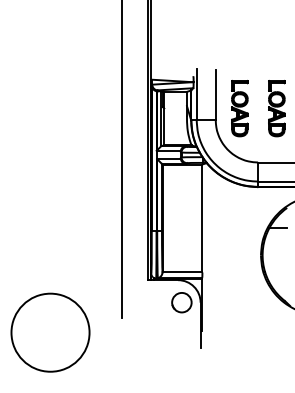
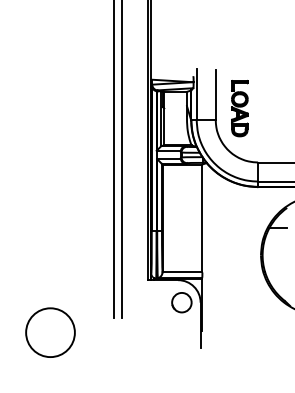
part: present -> none (276, 108)
line: none -> present (114, 159)
circle diameter: 78 px -> 49 px (50, 332)
